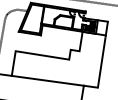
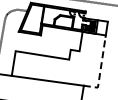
line: solid -> dashed (100, 70)
